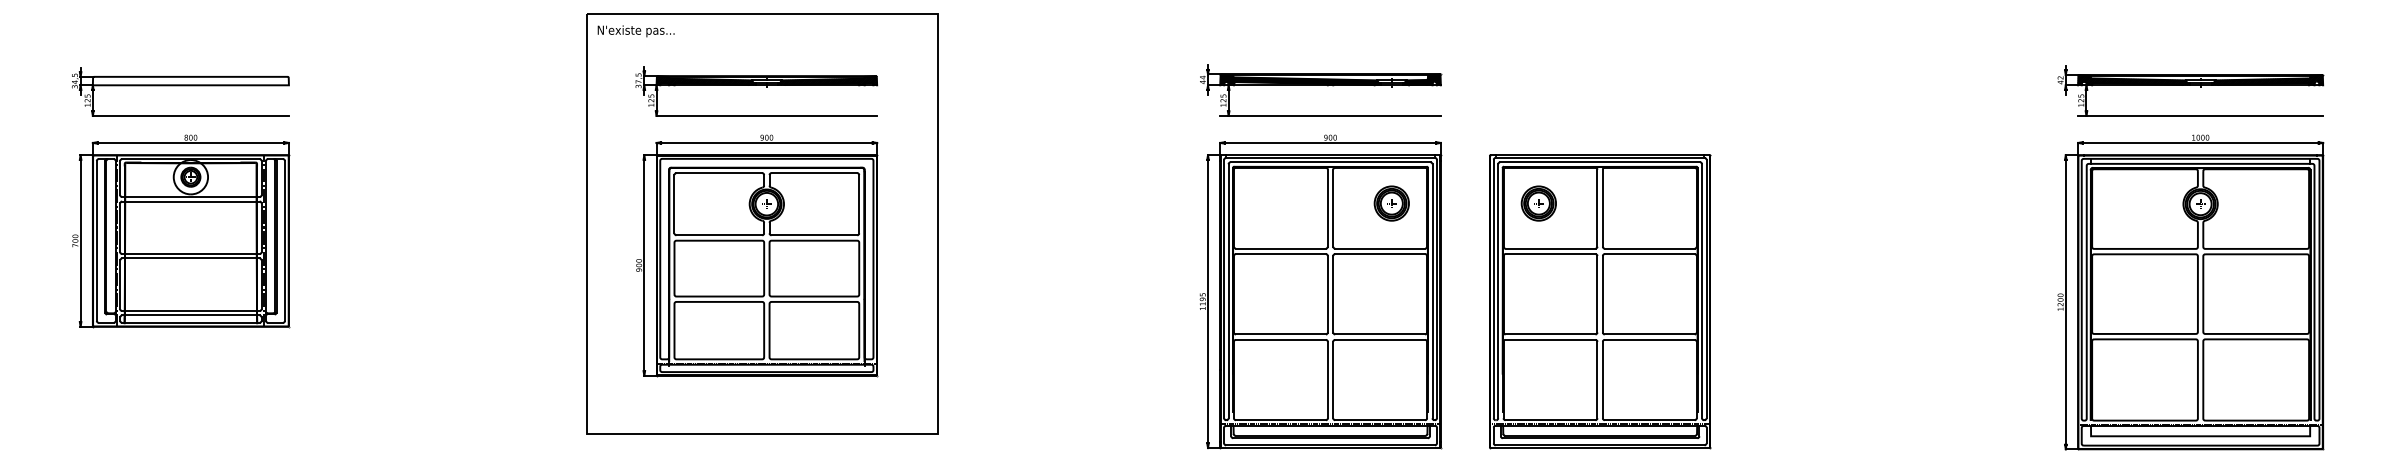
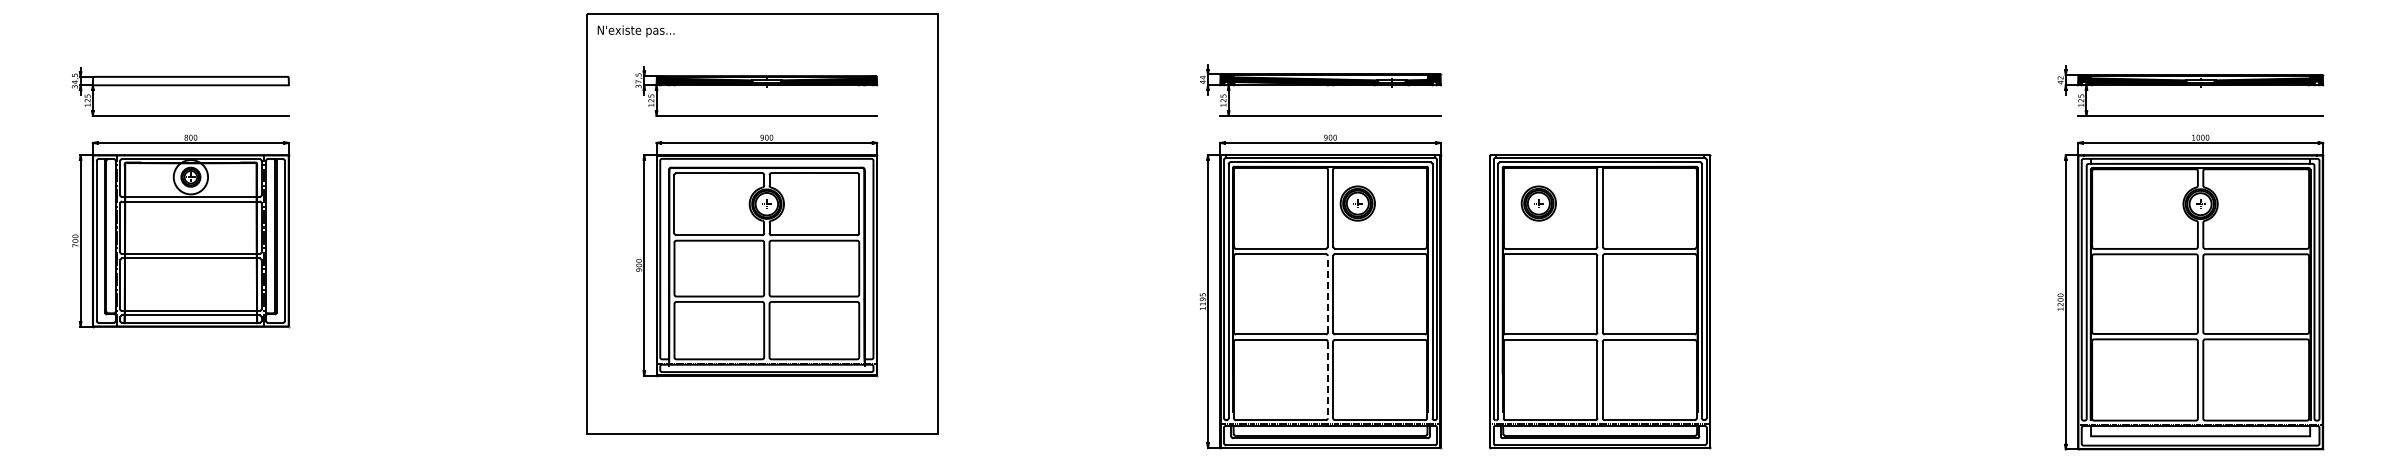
part position: (1391, 203) -> (1357, 203) (1357, 203)
line: solid -> dashed (1327, 293)
line: solid -> dashed (1327, 380)
